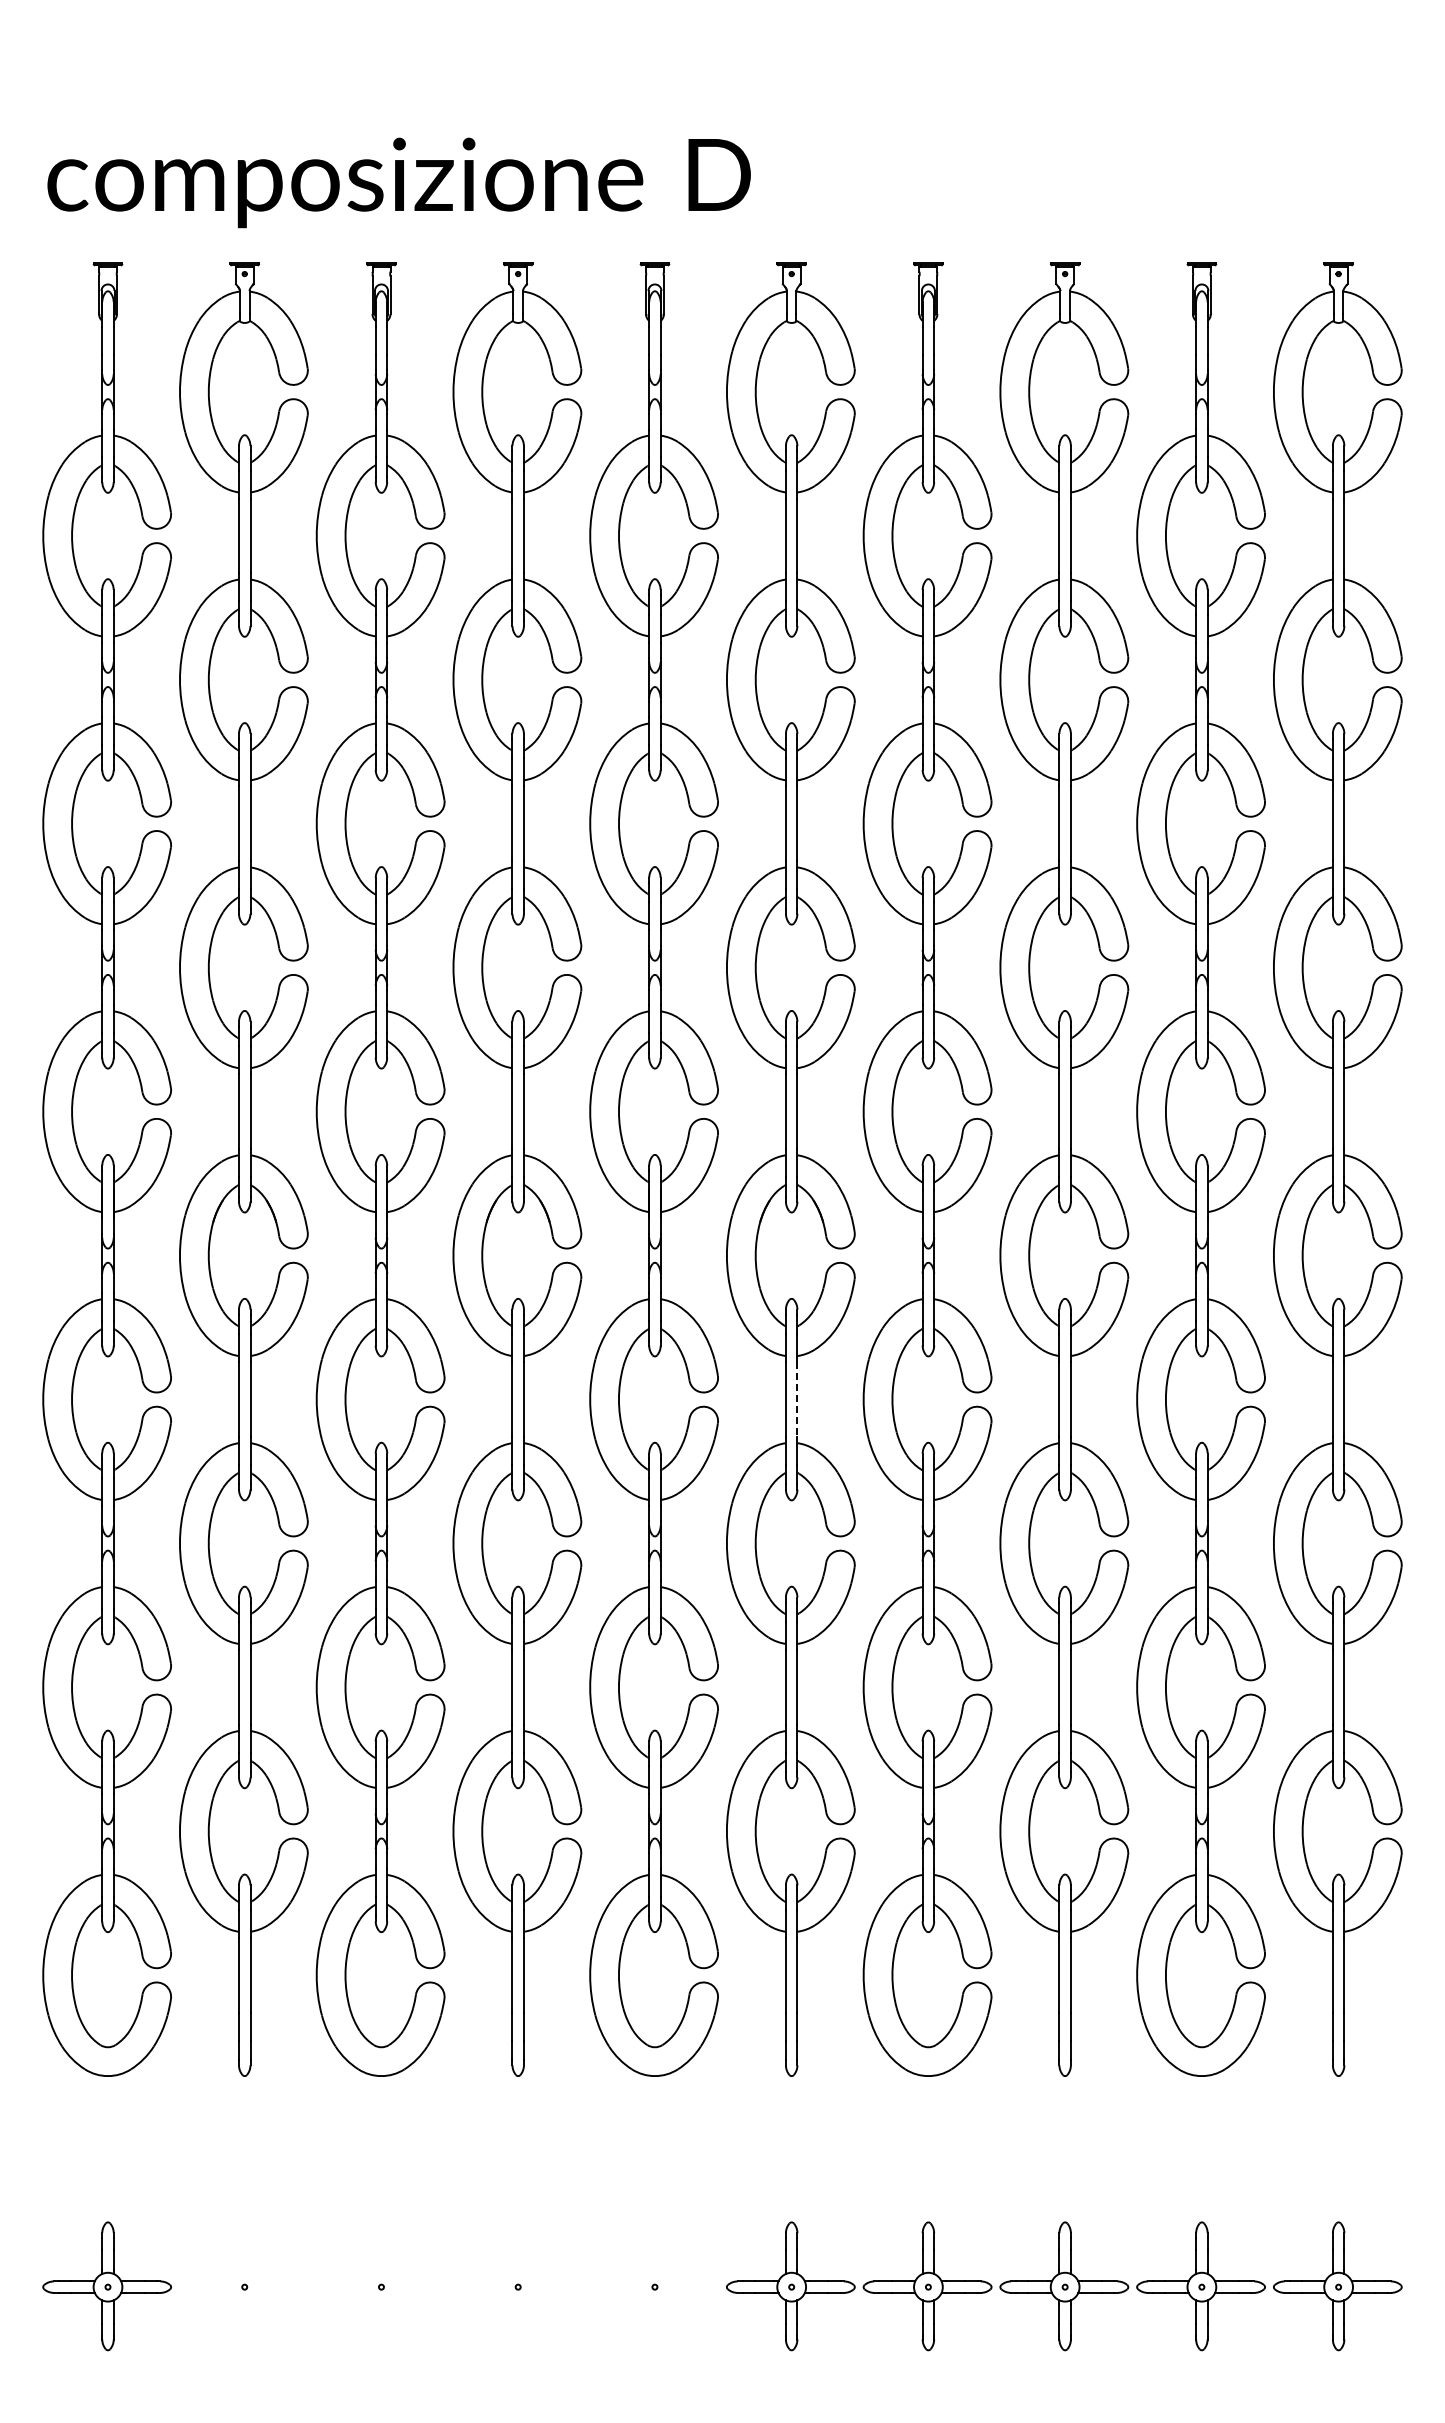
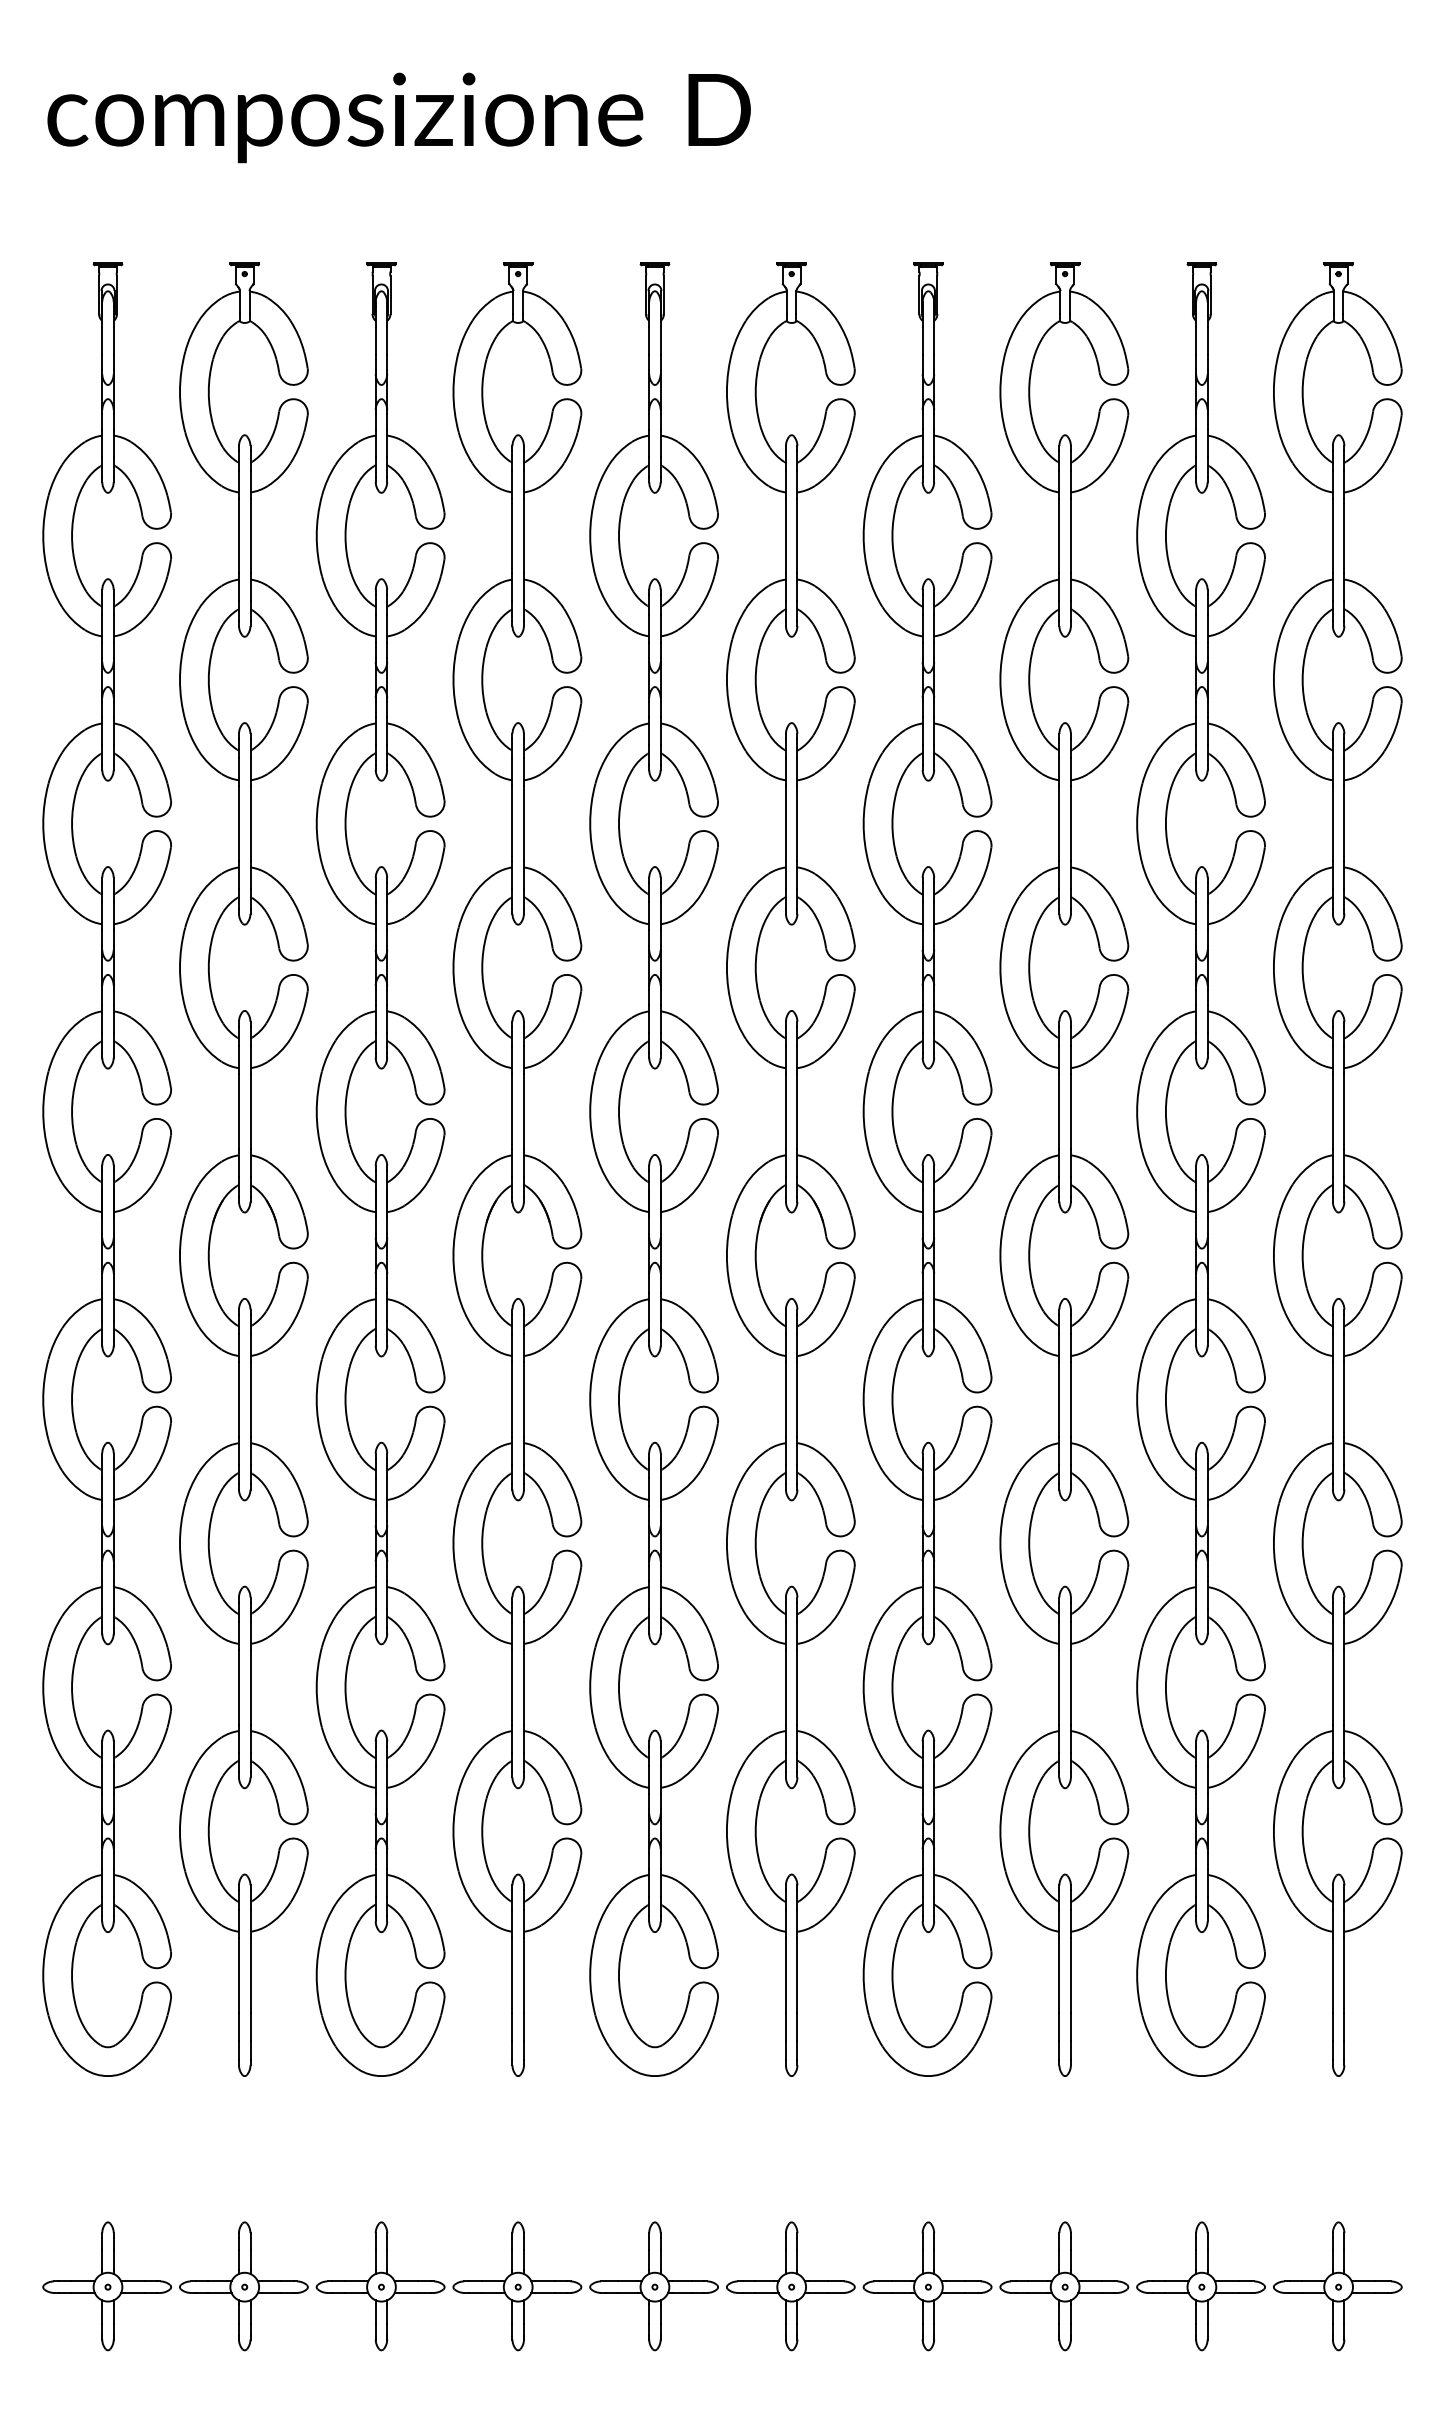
text position: (398, 182) -> (398, 117) (398, 117)
line: dashed -> solid (797, 1400)
part: none -> present (448, 2286)
